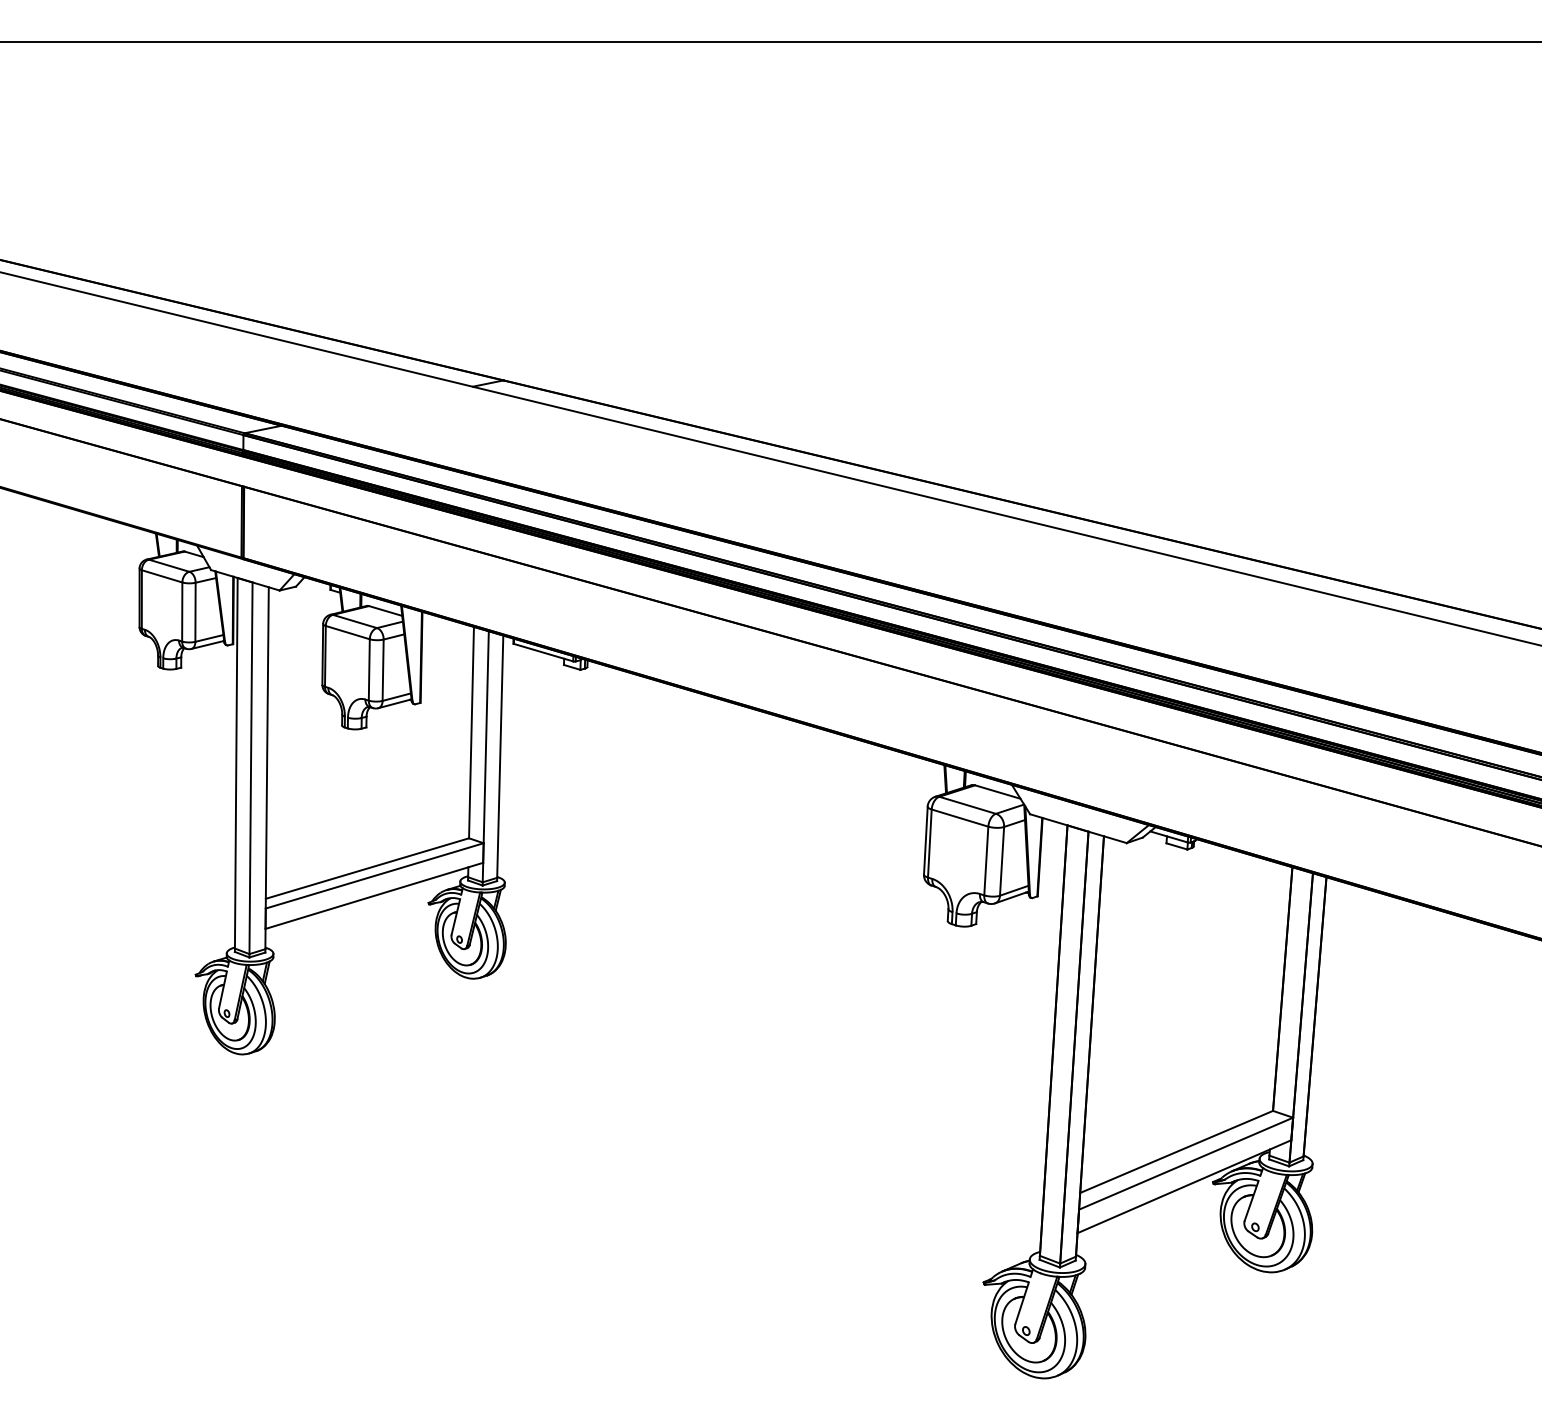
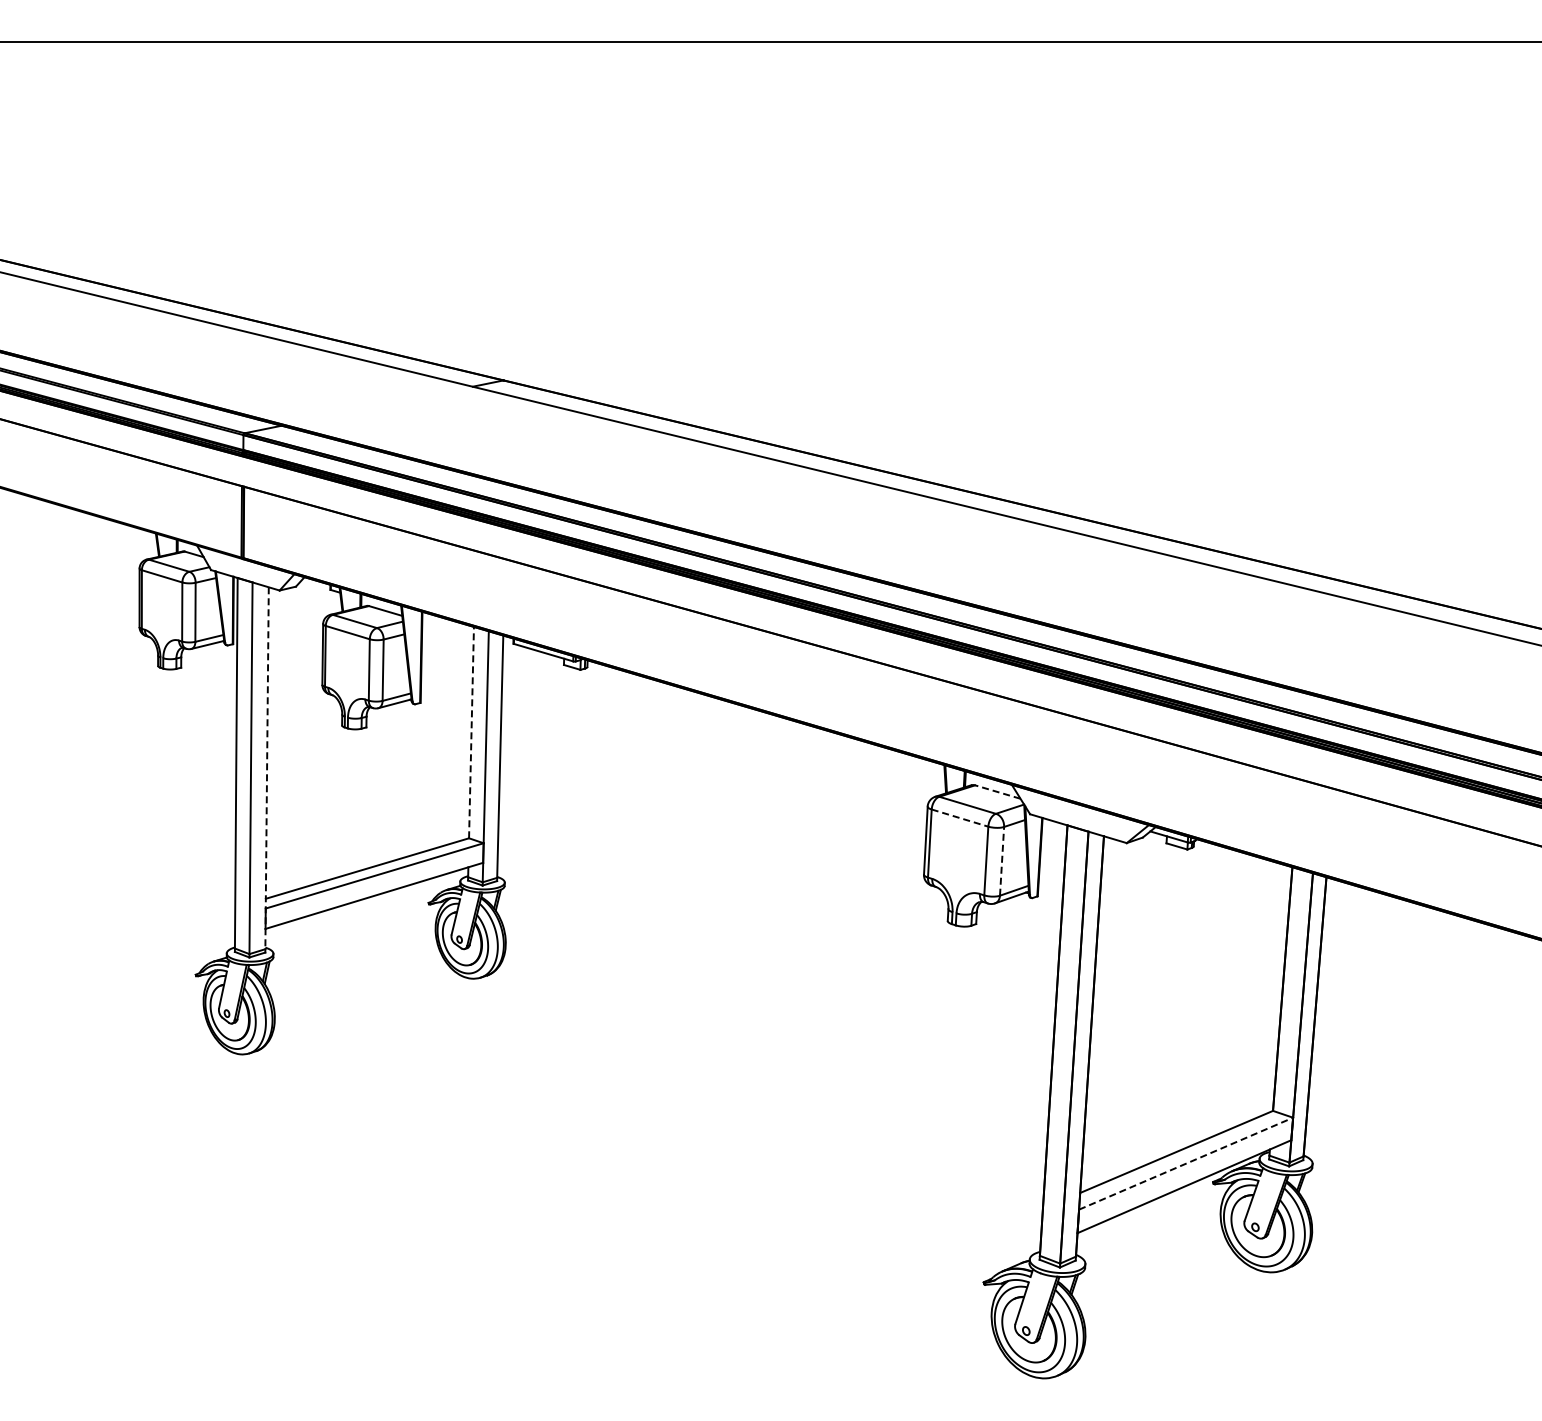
line: solid -> dashed (471, 732)
line: solid -> dashed (267, 768)
line: solid -> dashed (997, 792)
line: solid -> dashed (960, 818)
line: solid -> dashed (1002, 860)
line: solid -> dashed (1186, 1163)
